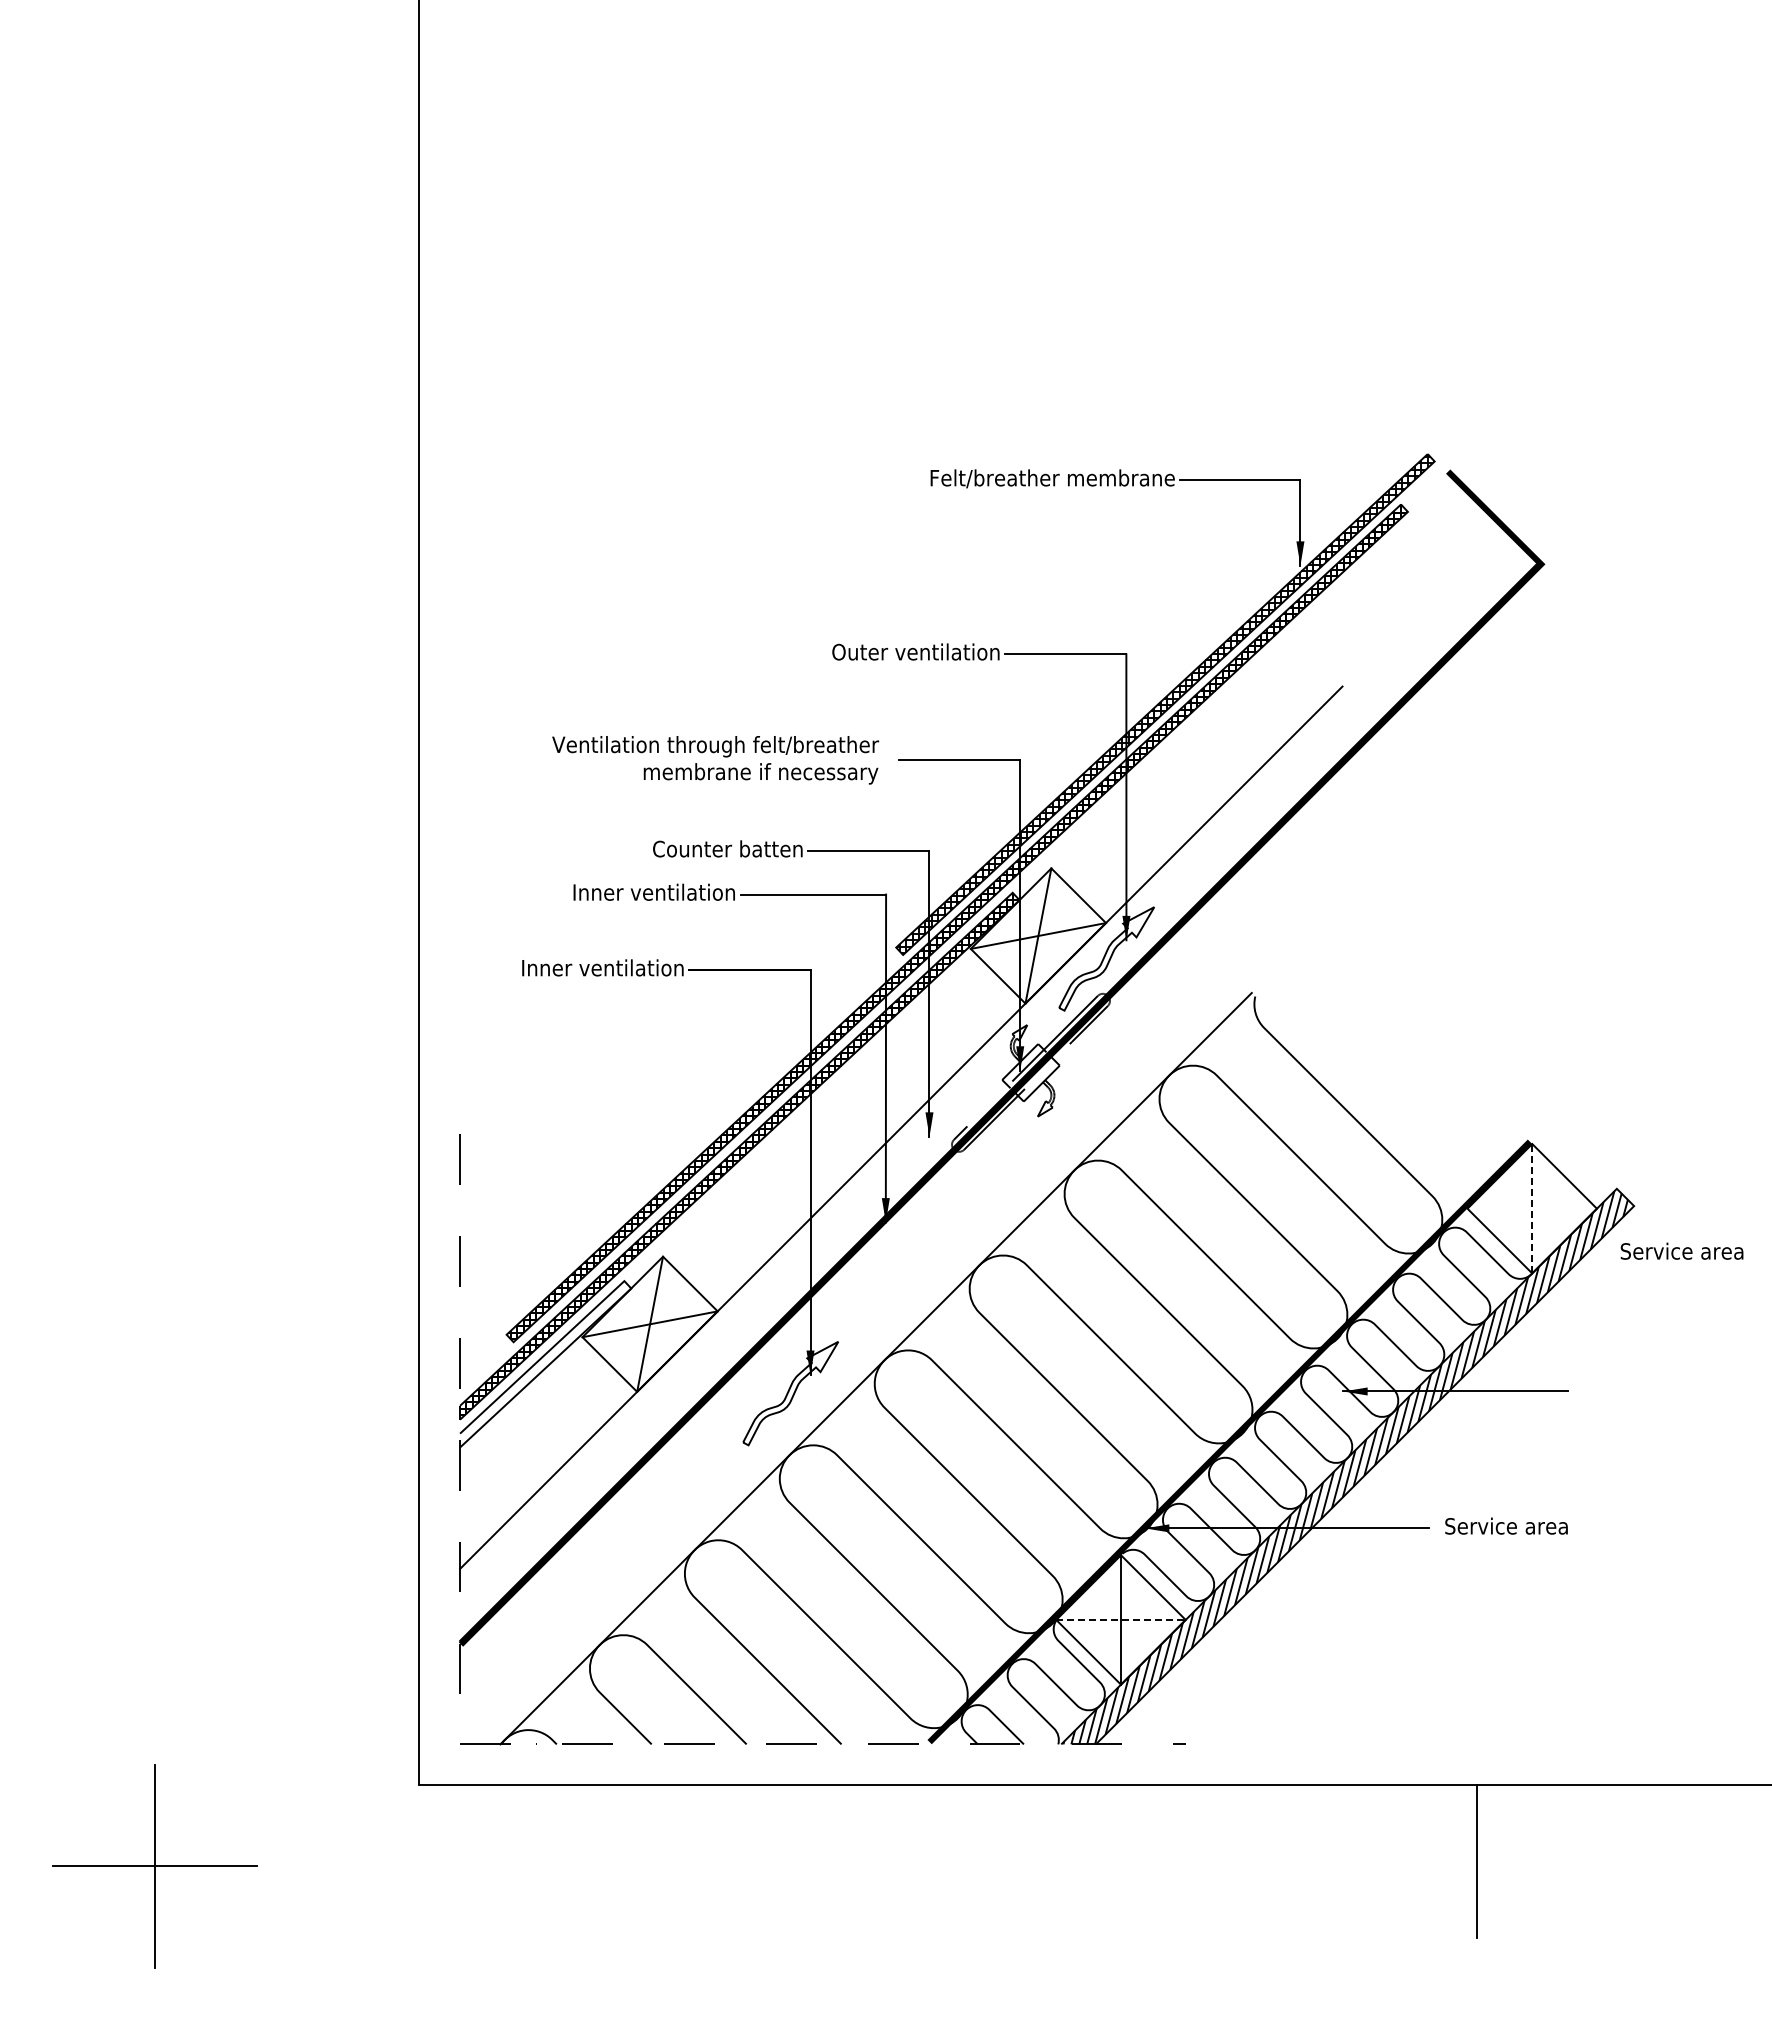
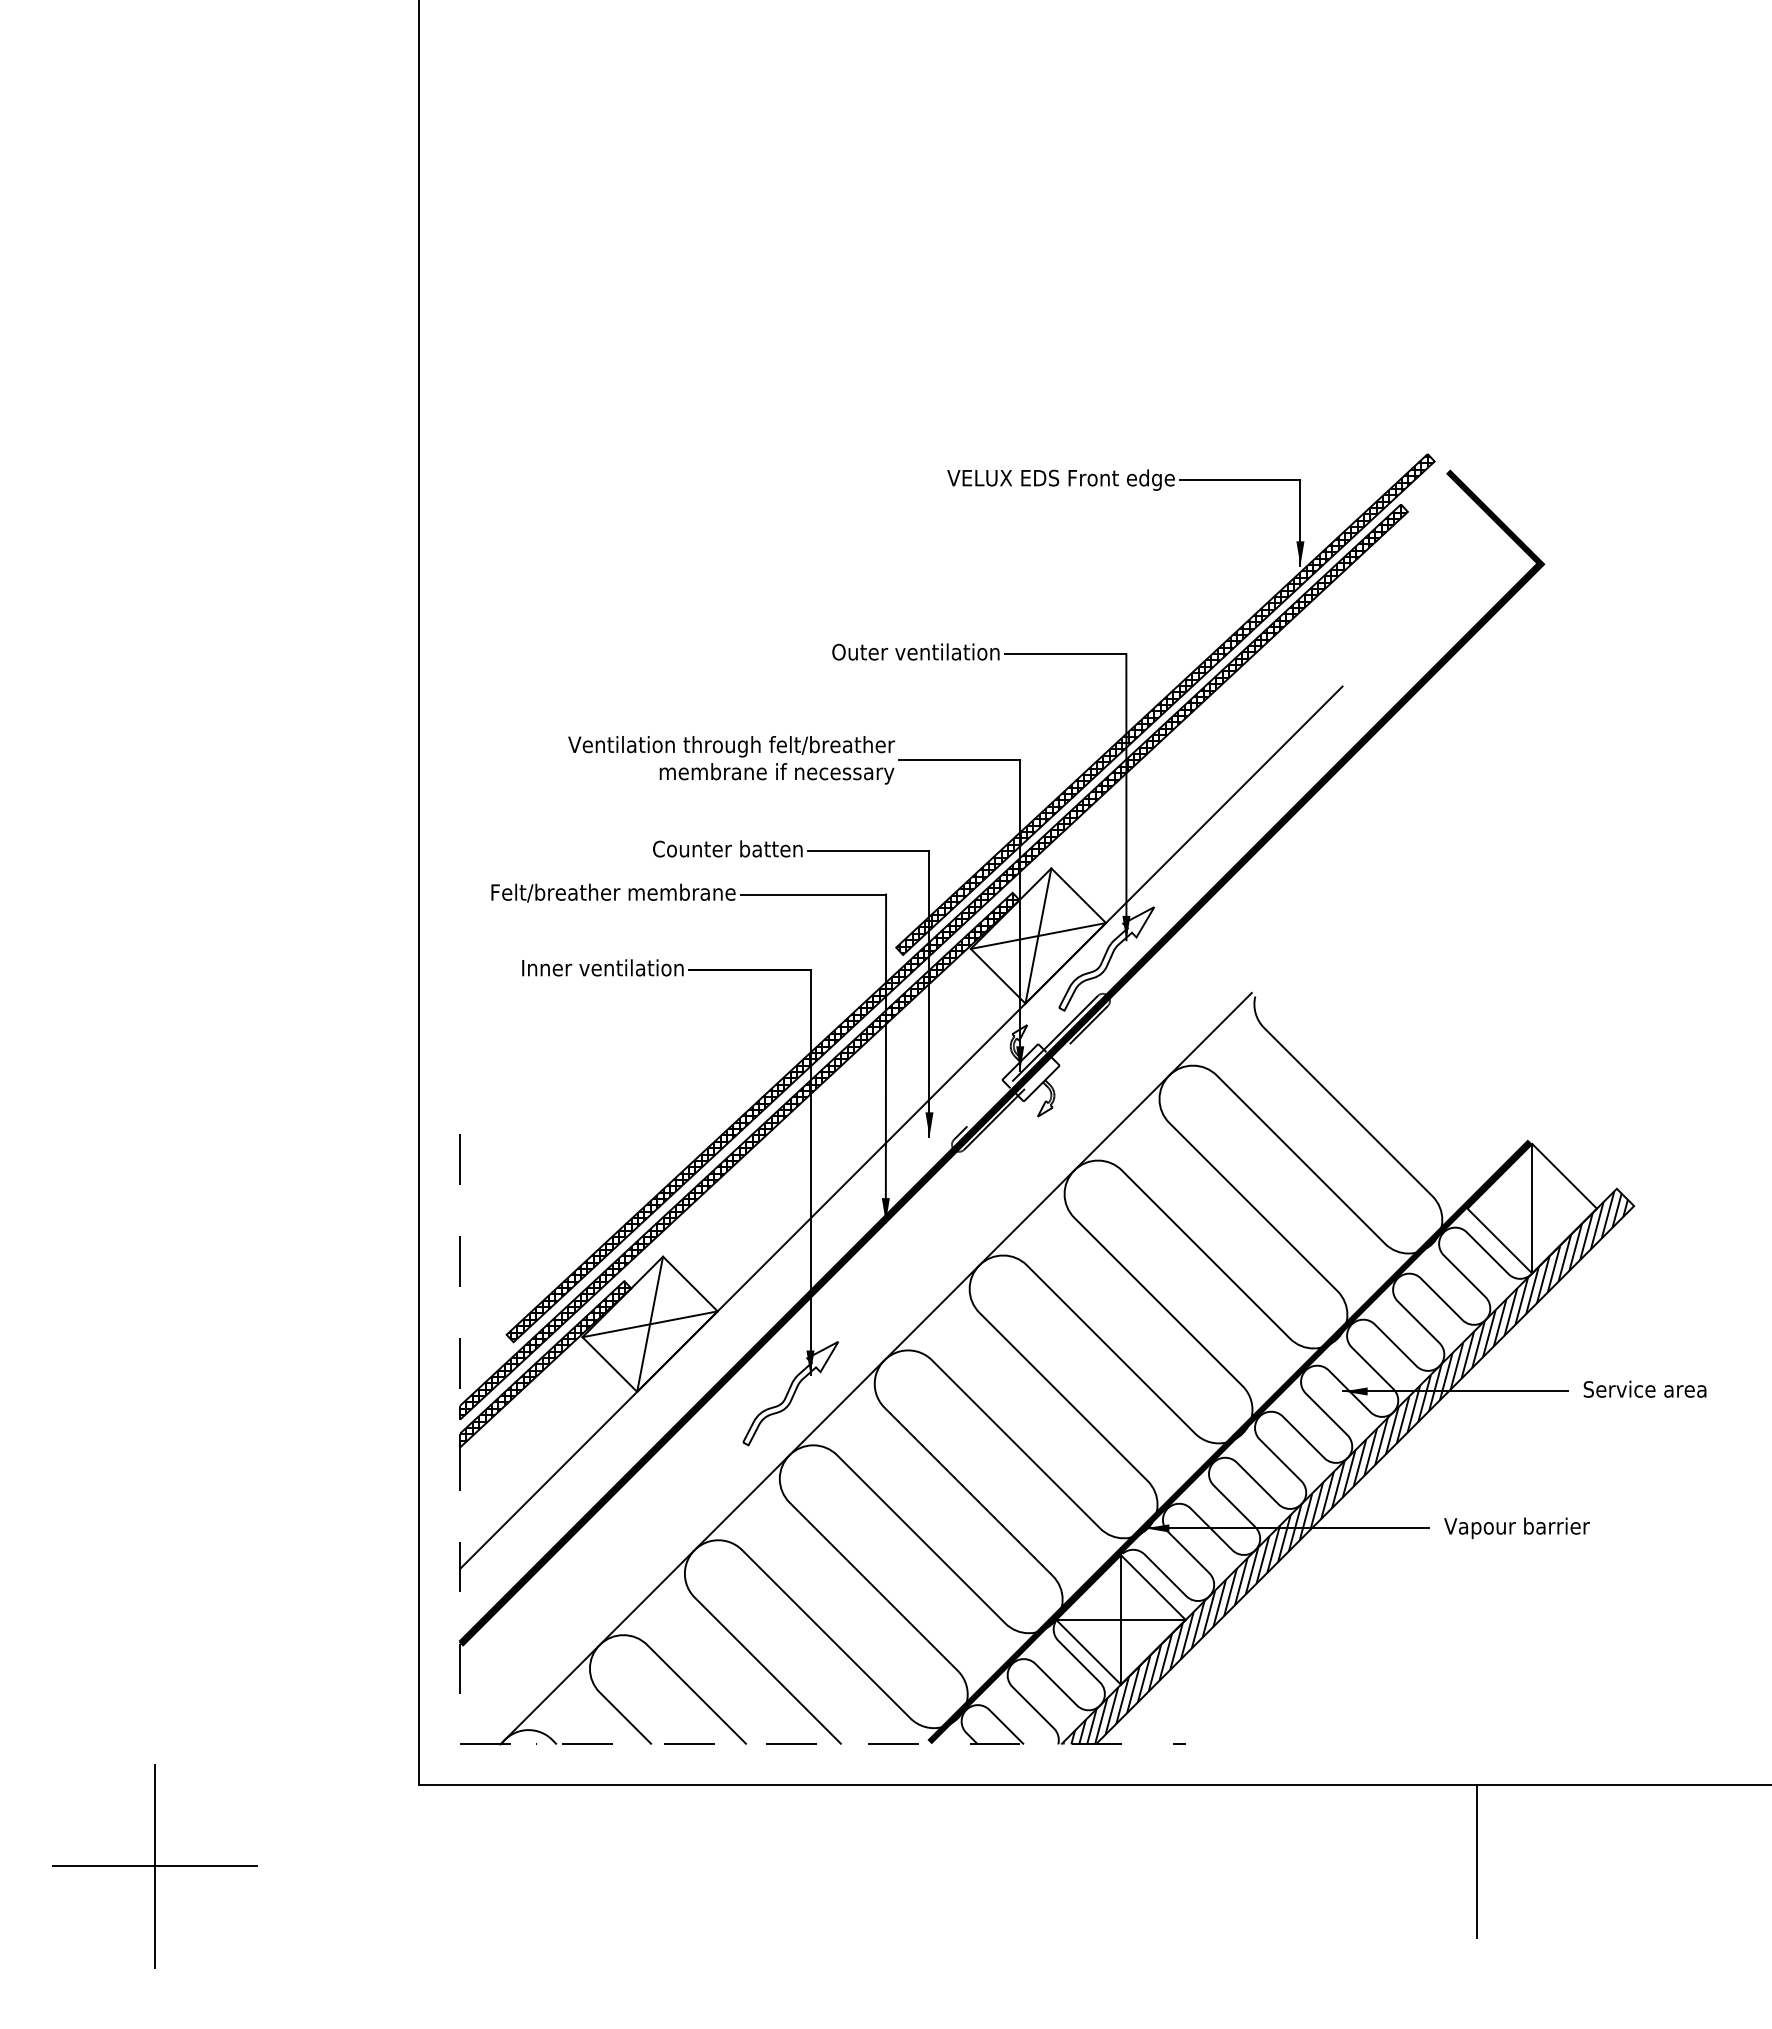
text: Felt/breather membrane -> VELUX EDS Front edge (1045, 479)
text position: (715, 760) -> (731, 760) (731, 760)
text: Inner ventilation -> Felt/breather membrane (613, 892)
line: dashed -> solid (1532, 1208)
text position: (1681, 1250) -> (1644, 1388) (1644, 1388)
hatch: none -> present (545, 1364)
text: Service area -> Vapour barrier (1516, 1528)
line: dashed -> solid (1121, 1619)
